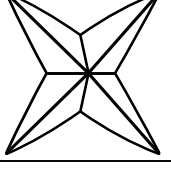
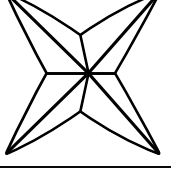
line position: (84, 160) -> (84, 166) (84, 166)
